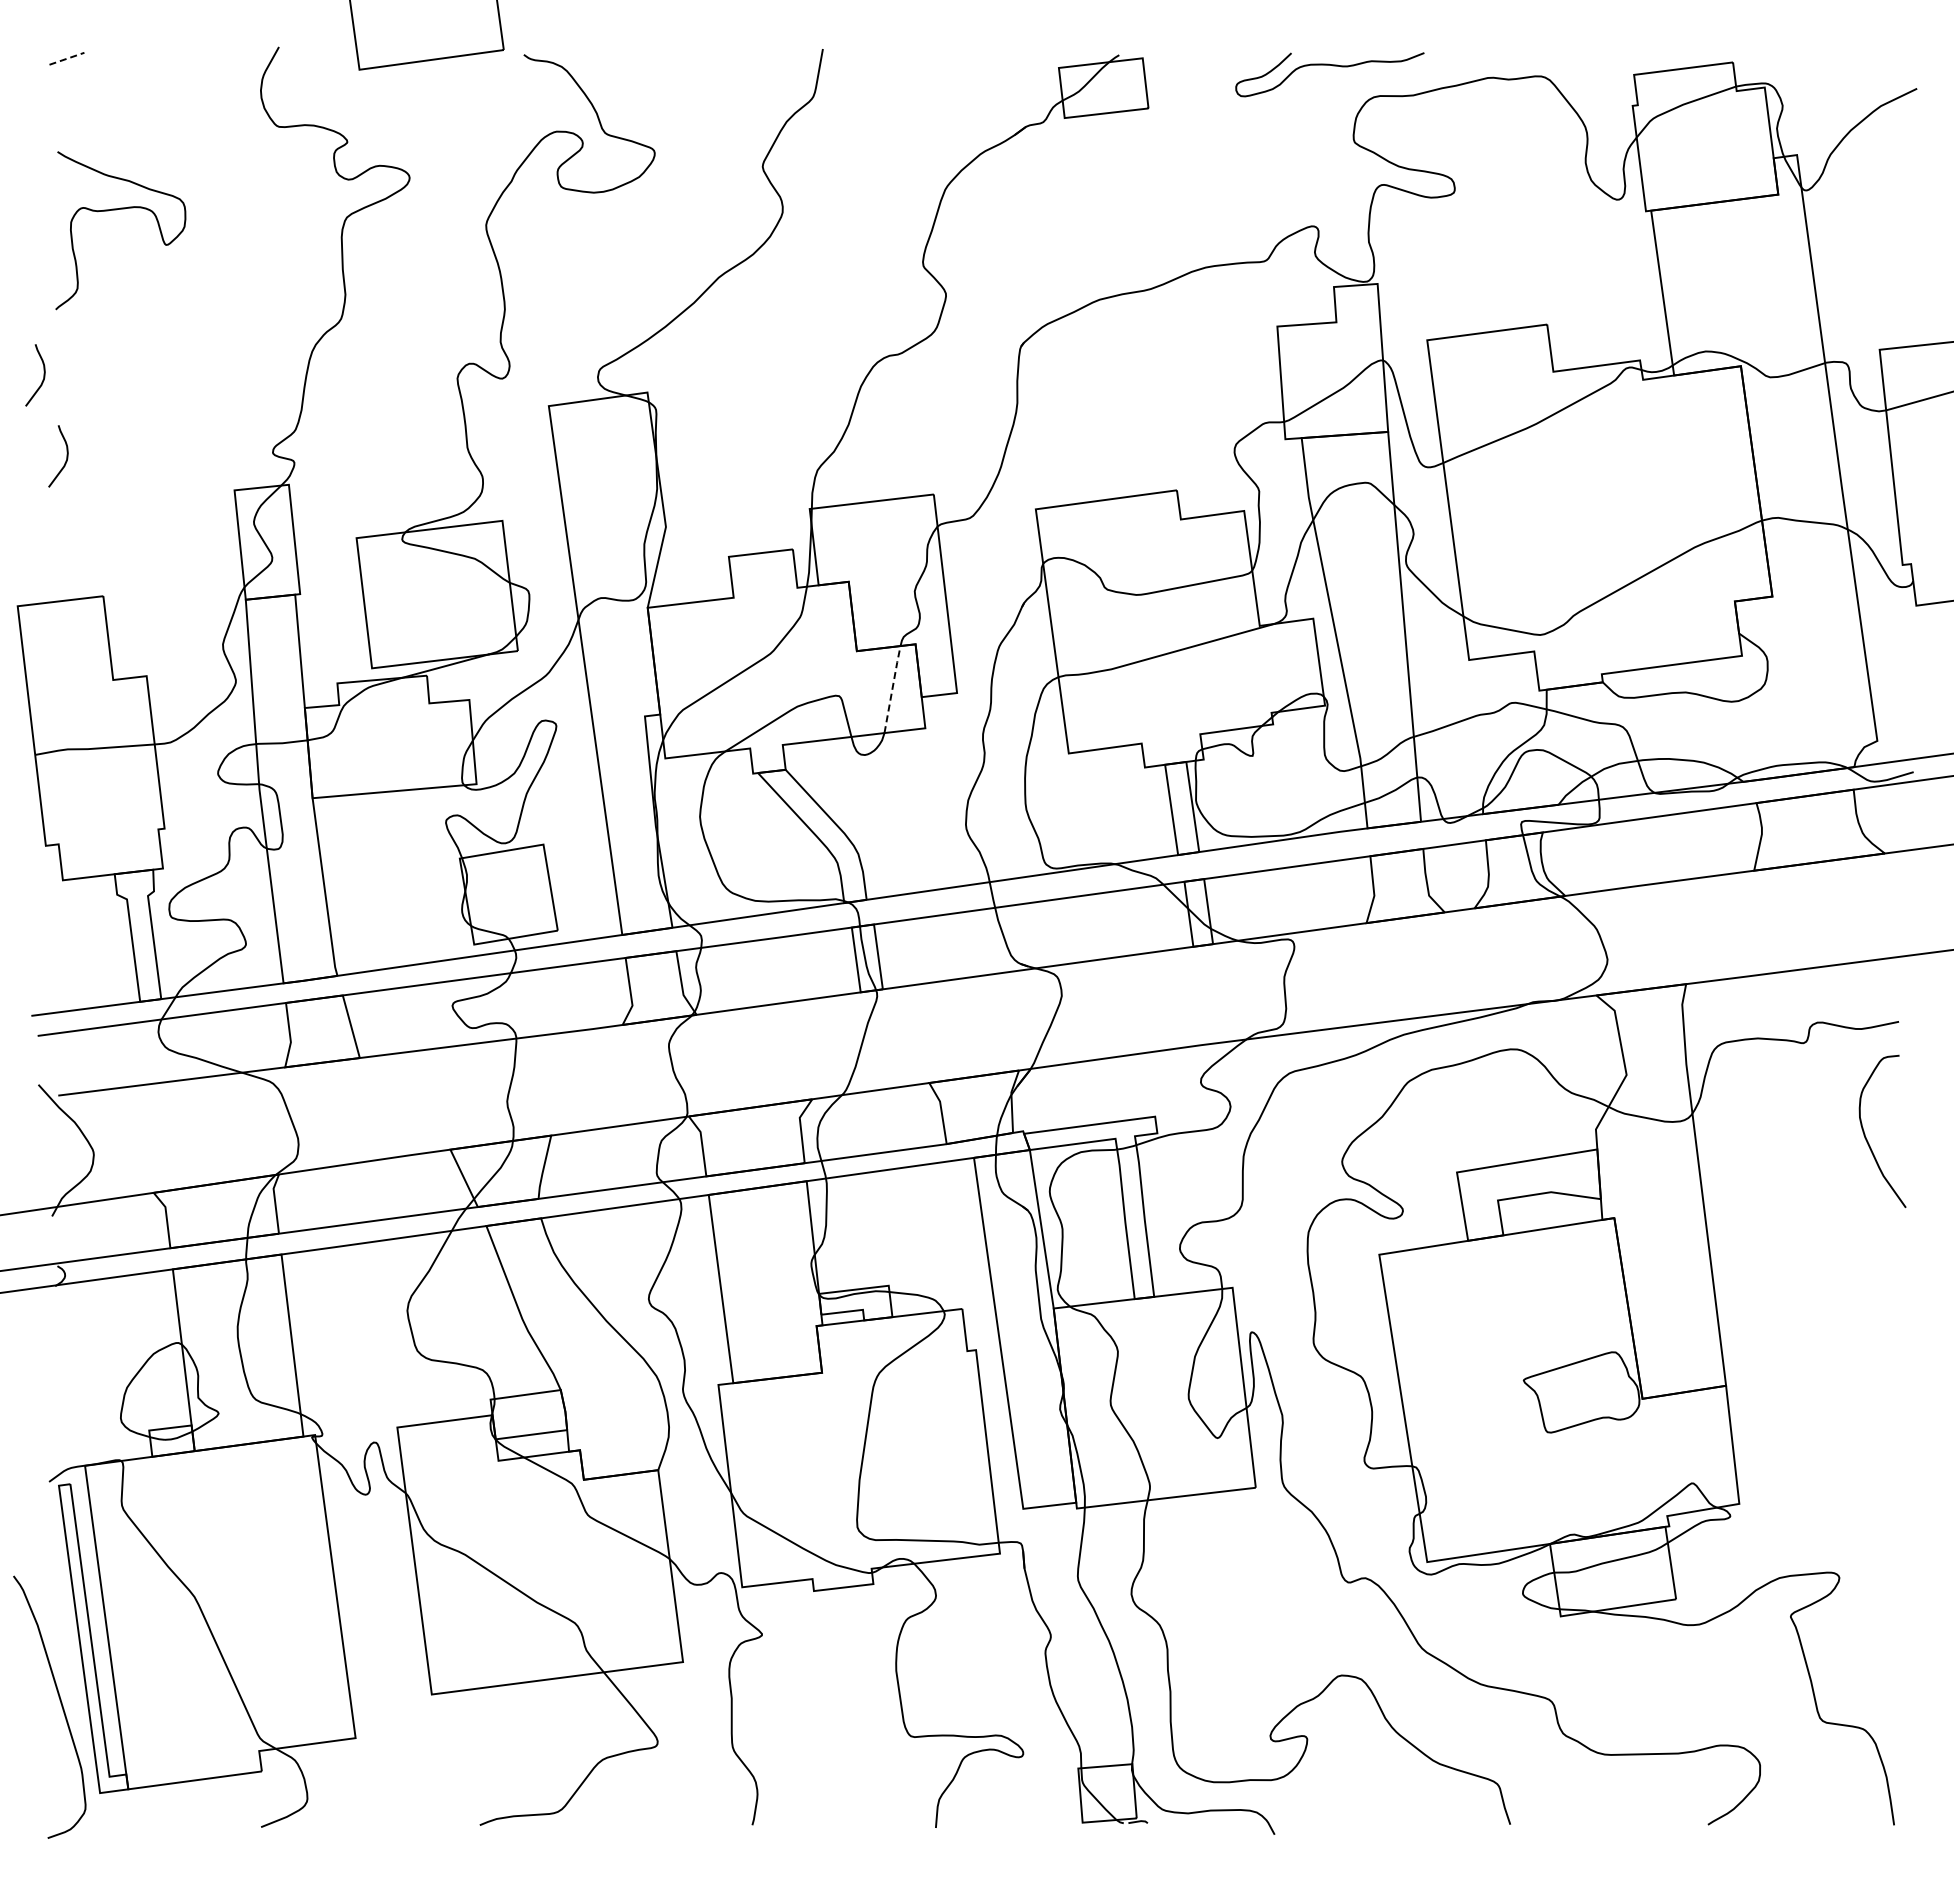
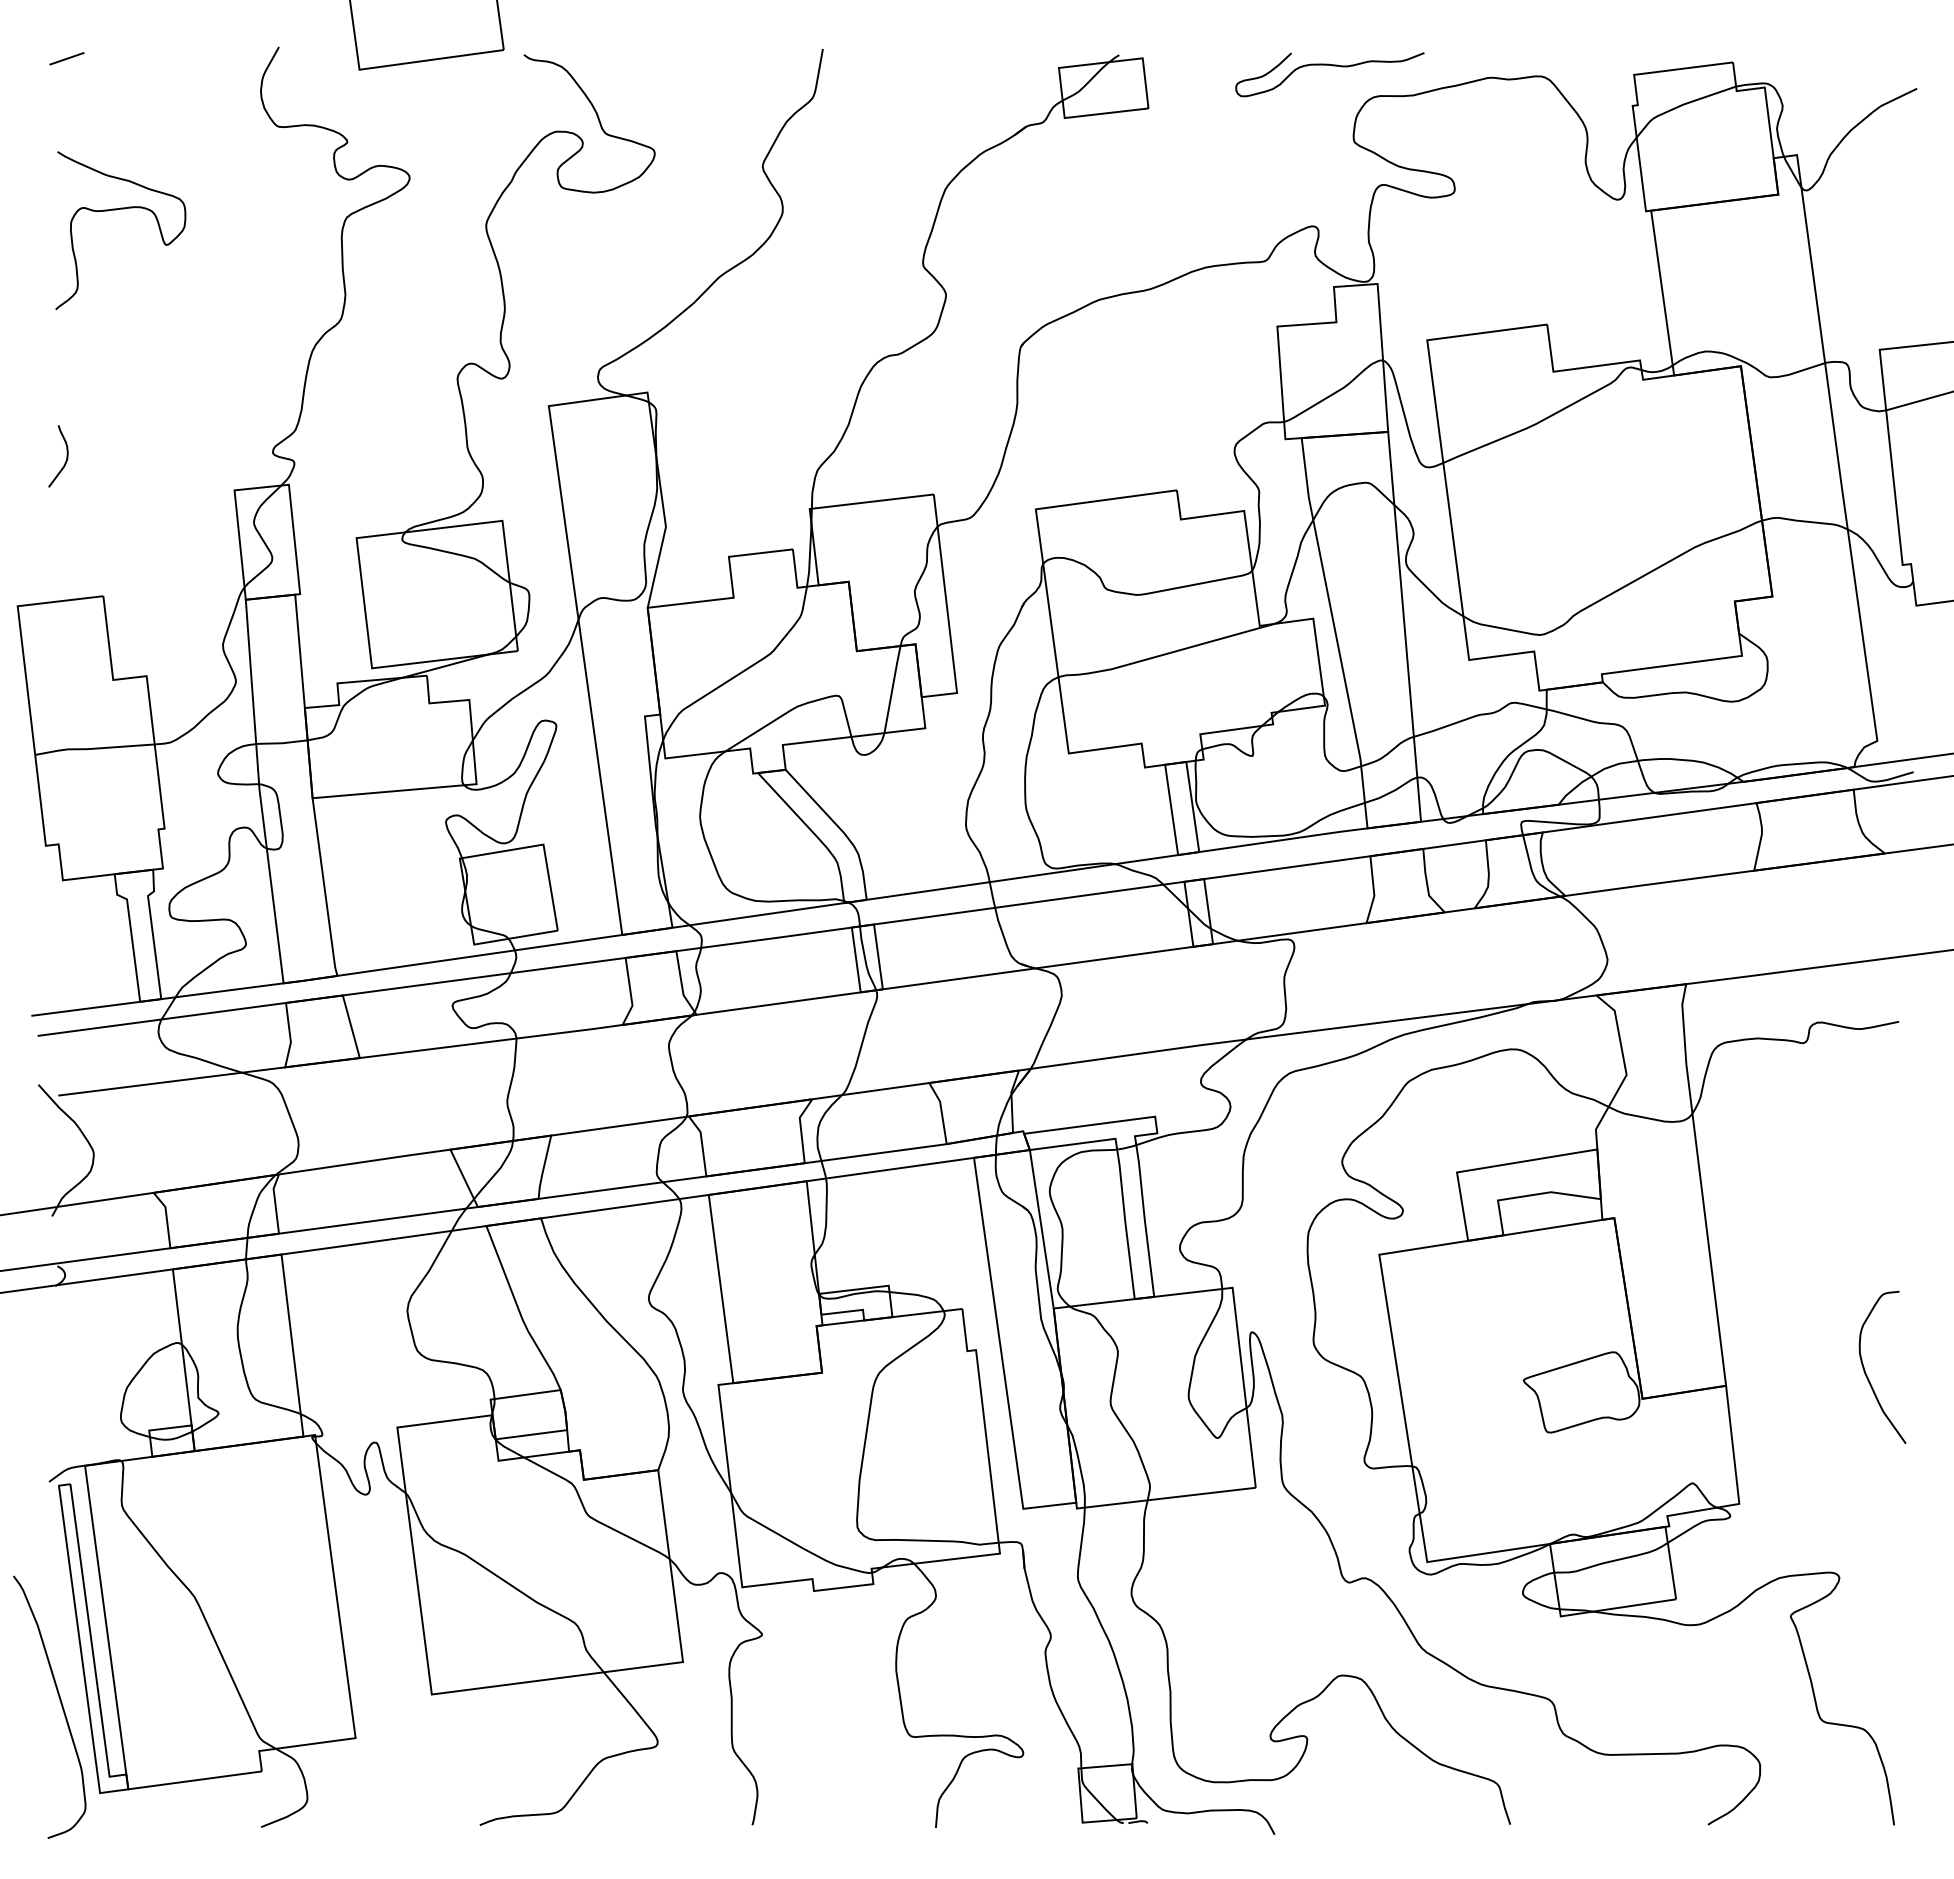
line: dashed -> solid (67, 58)
curve: present -> none (43, 375)
line: dashed -> solid (892, 688)
curve position: (1867, 1139) -> (1867, 1375) (1867, 1375)
